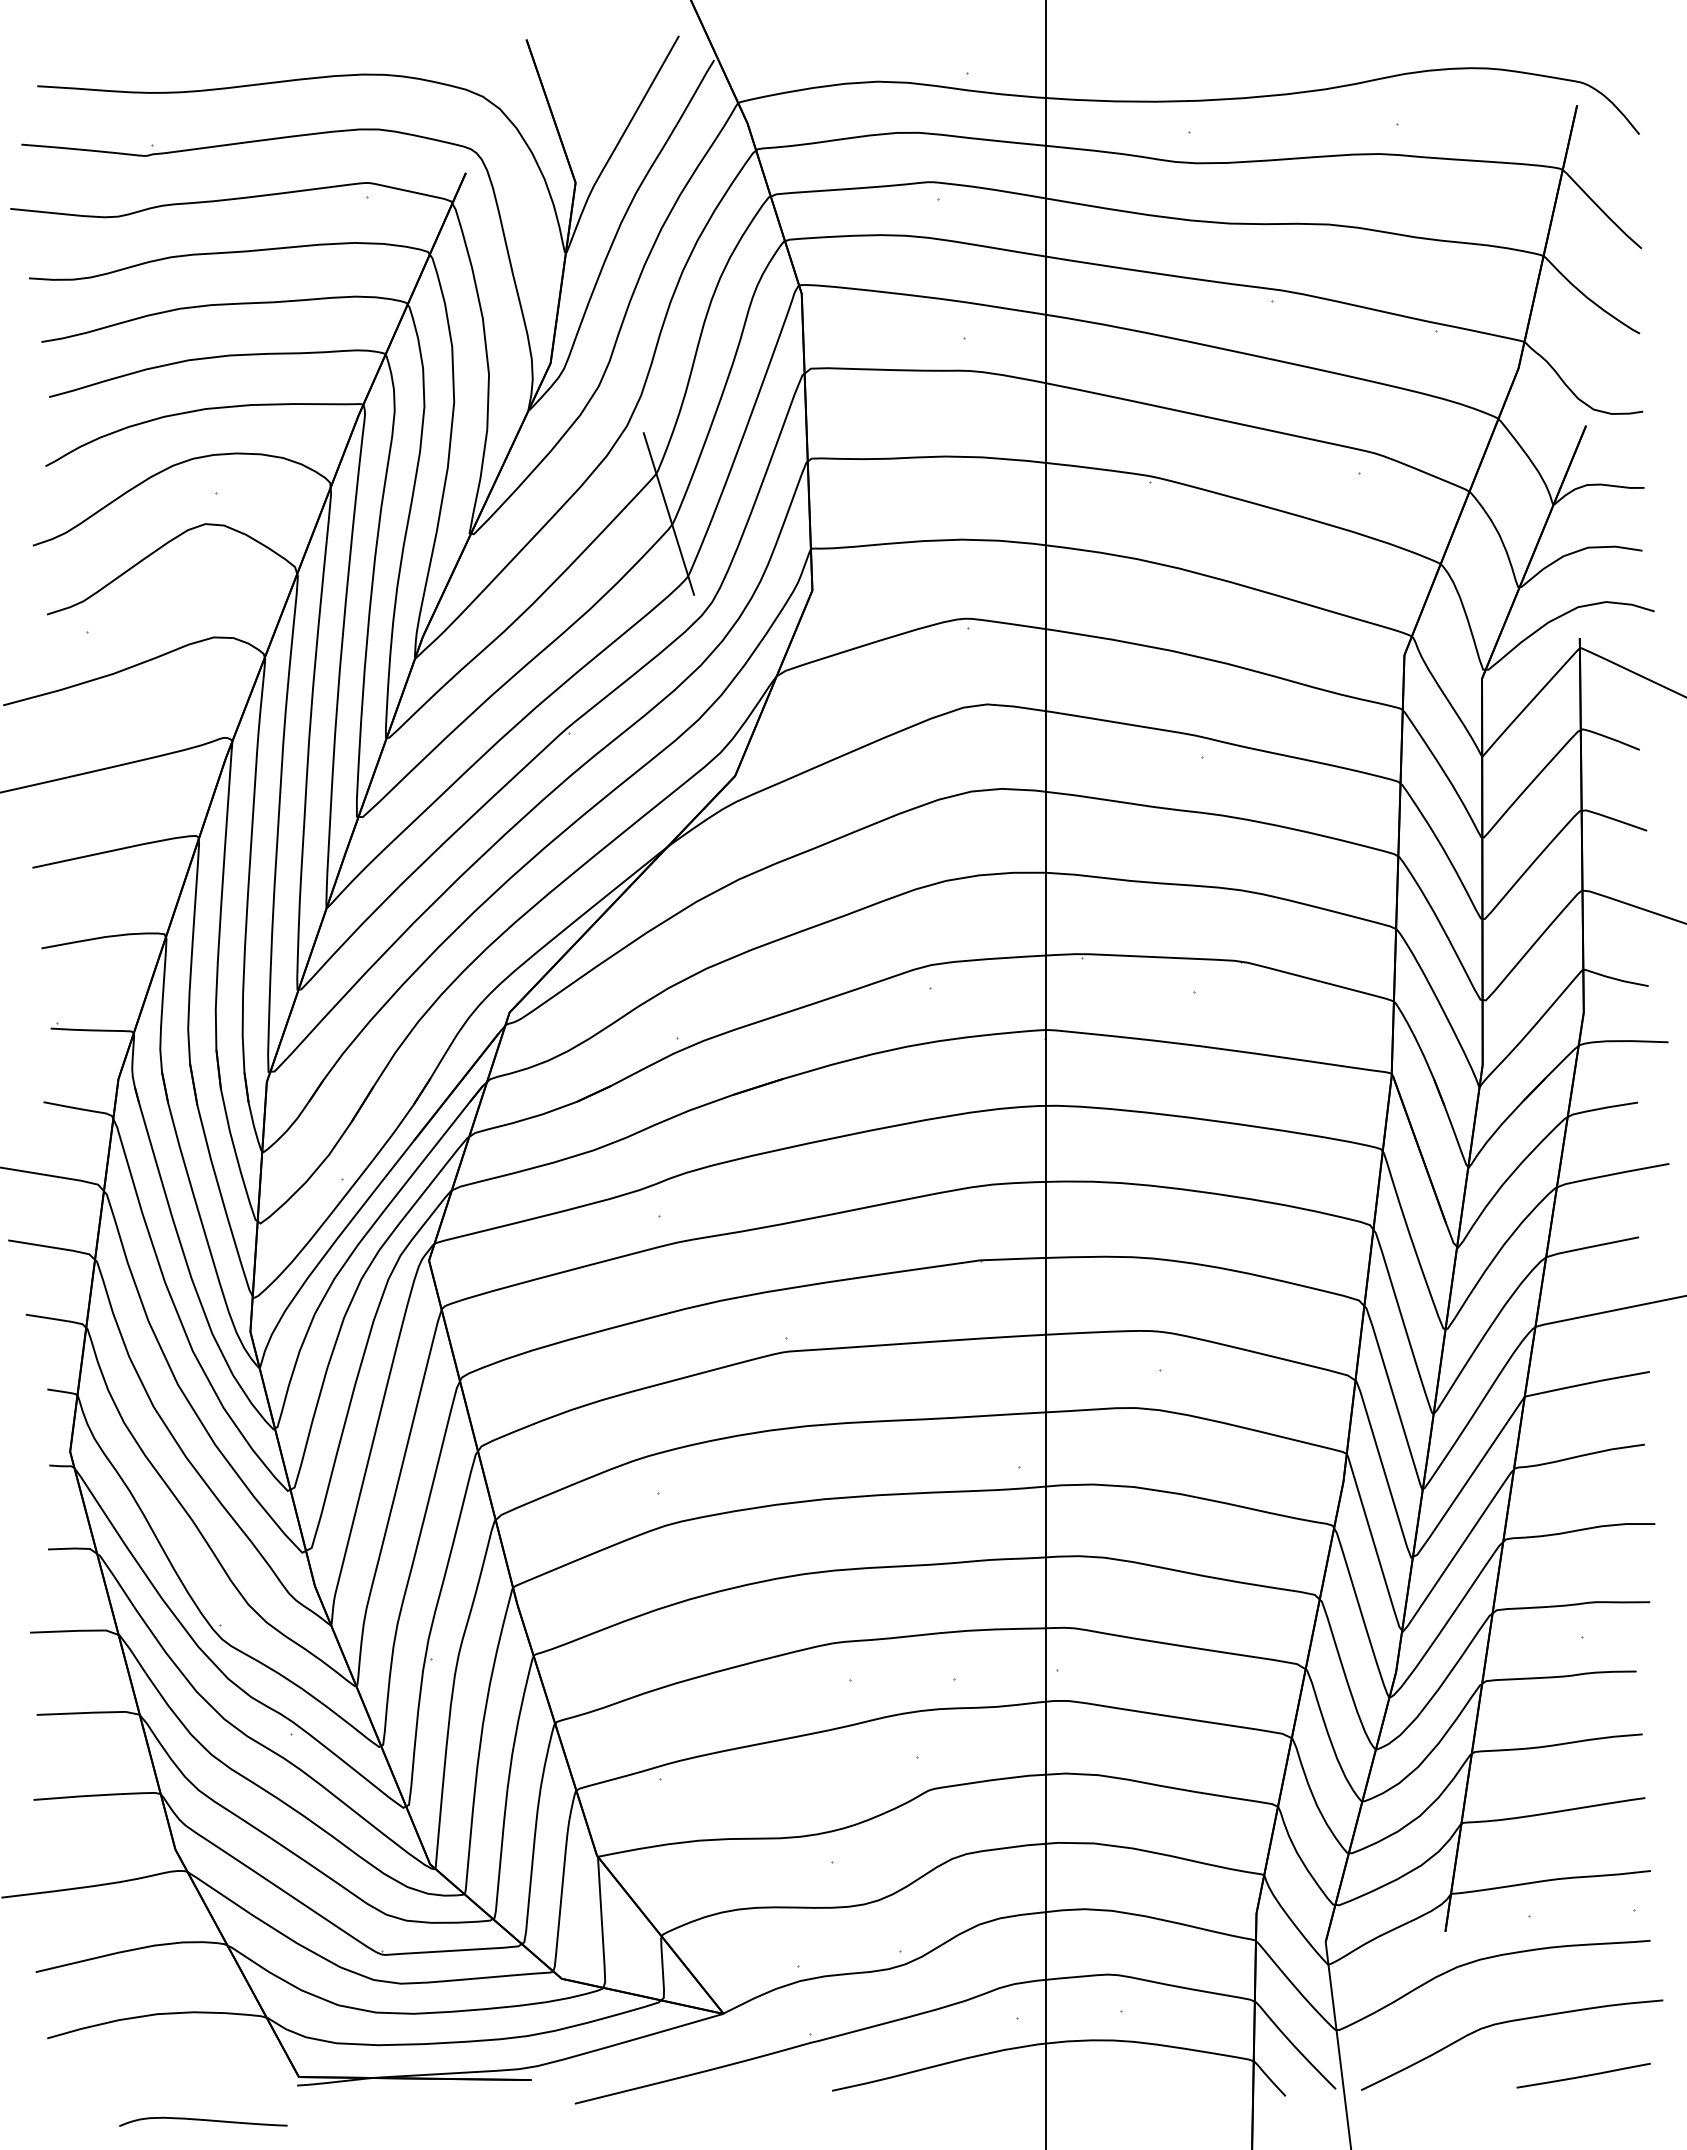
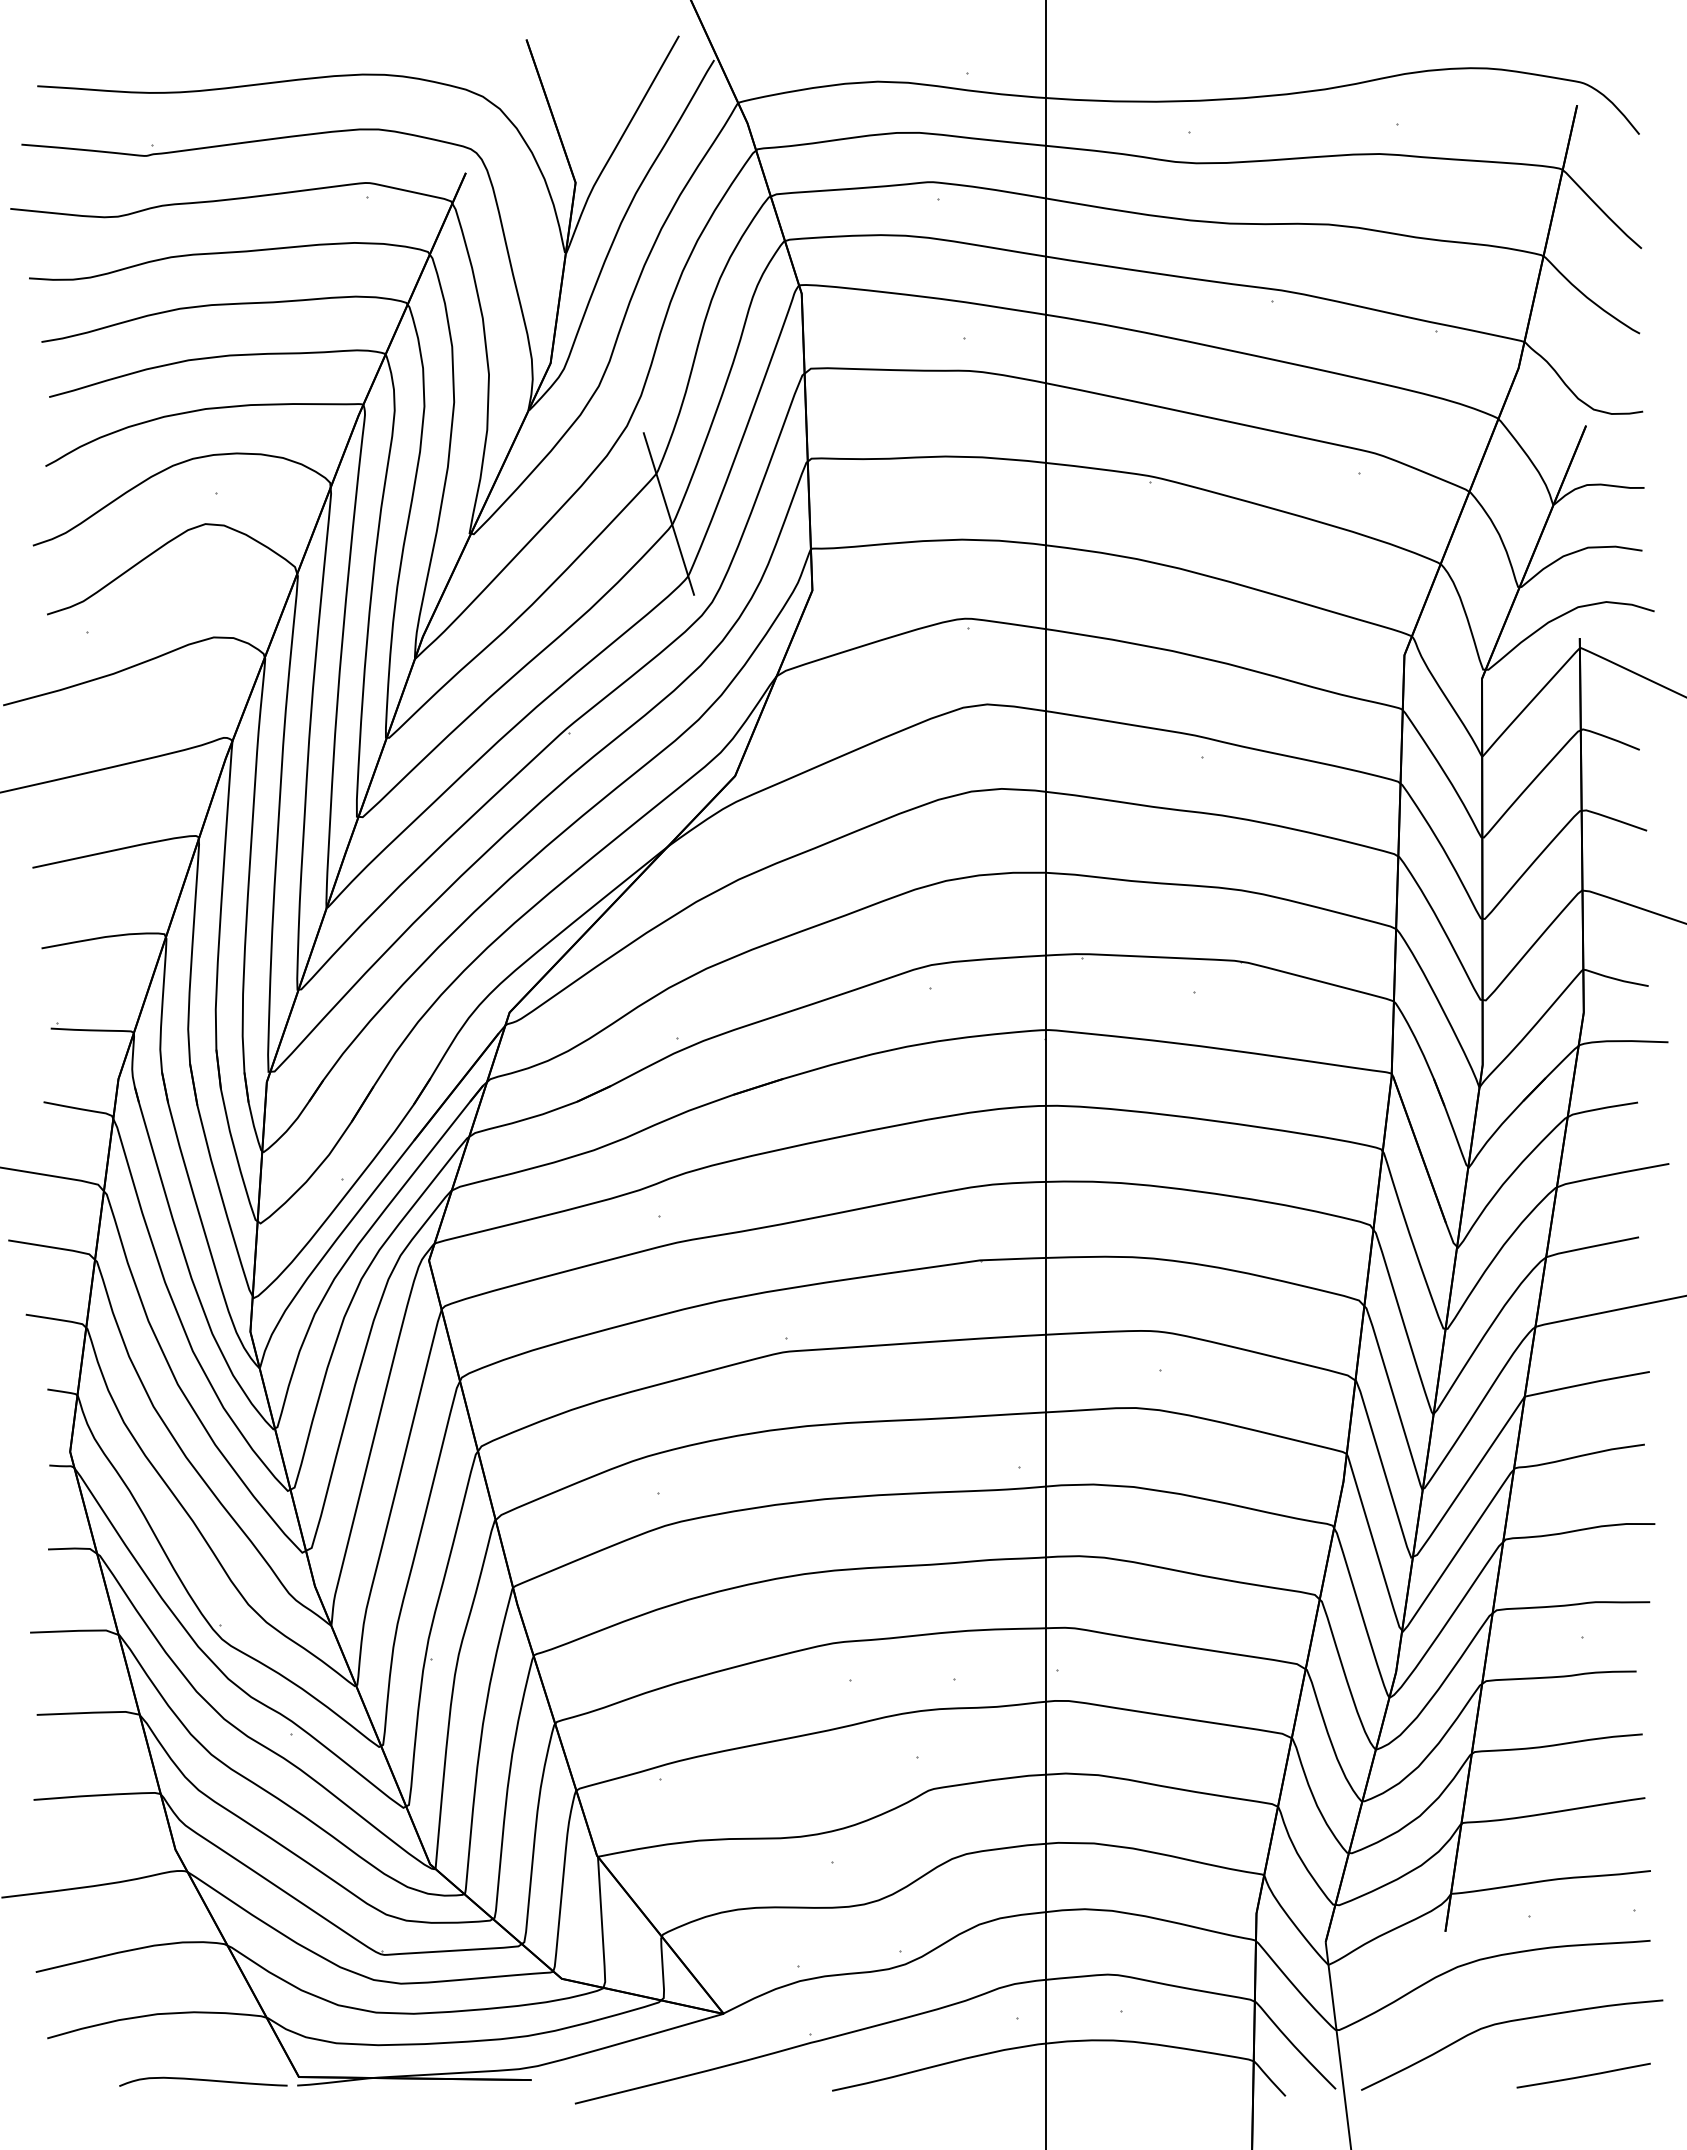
curve position: (203, 2120) -> (203, 2080) (203, 2080)
